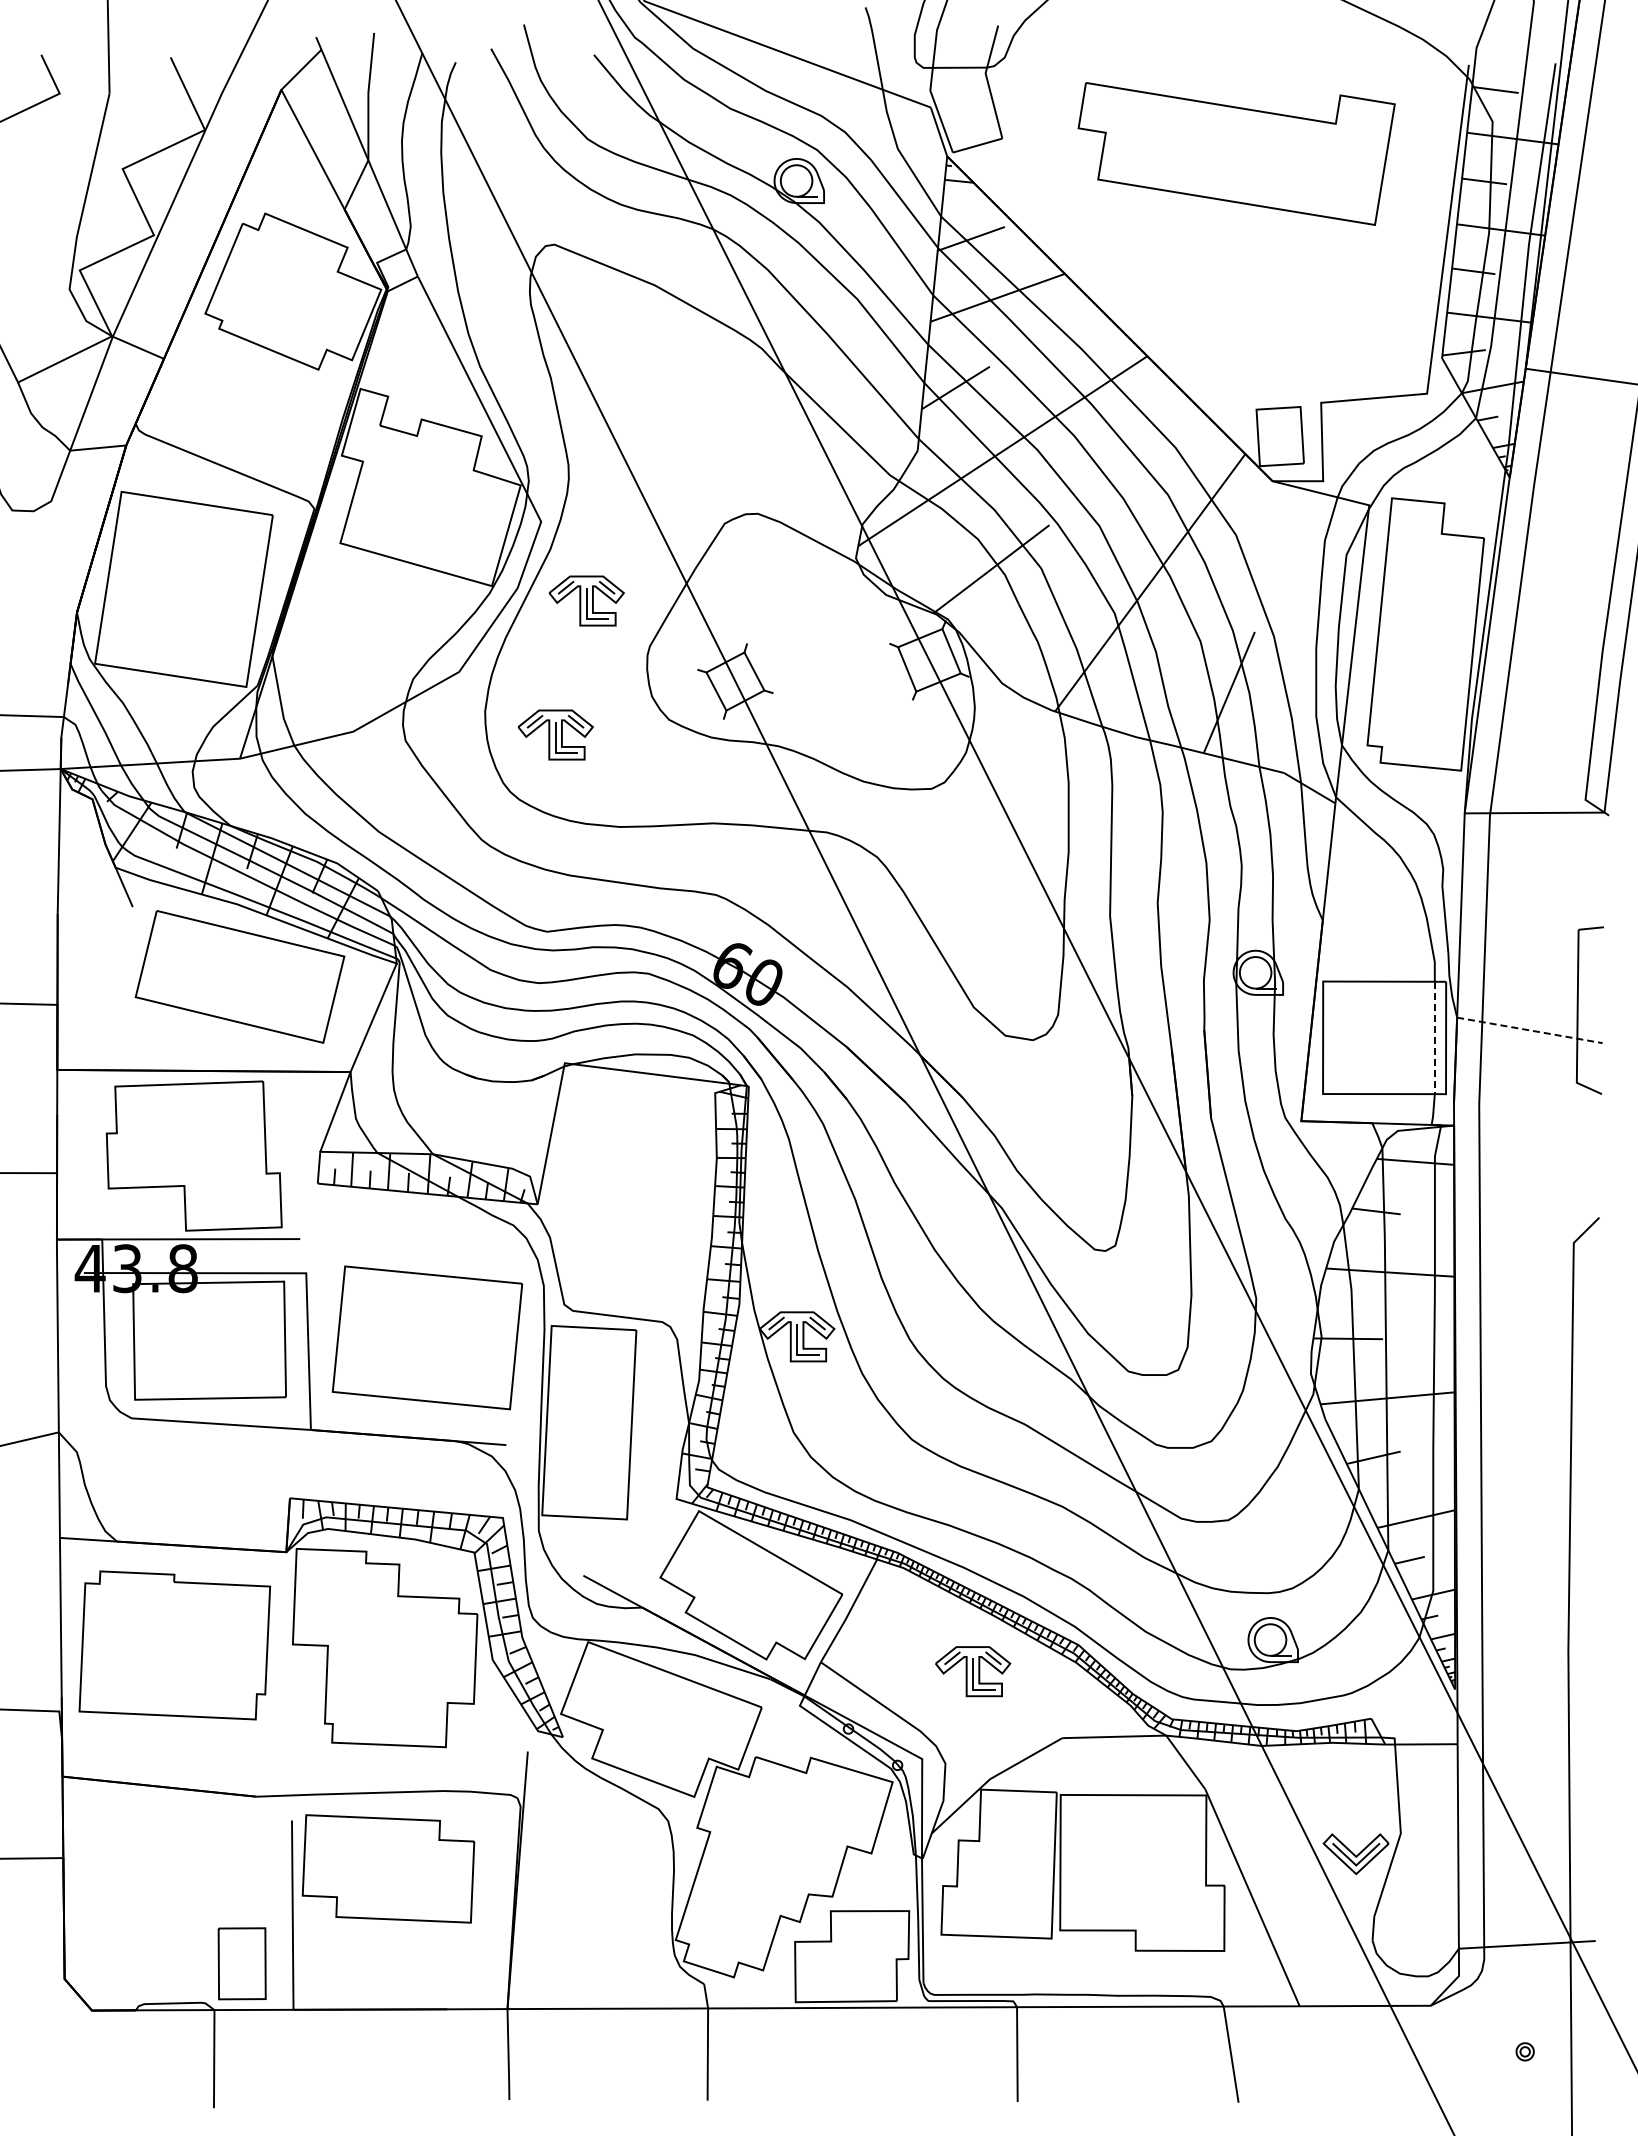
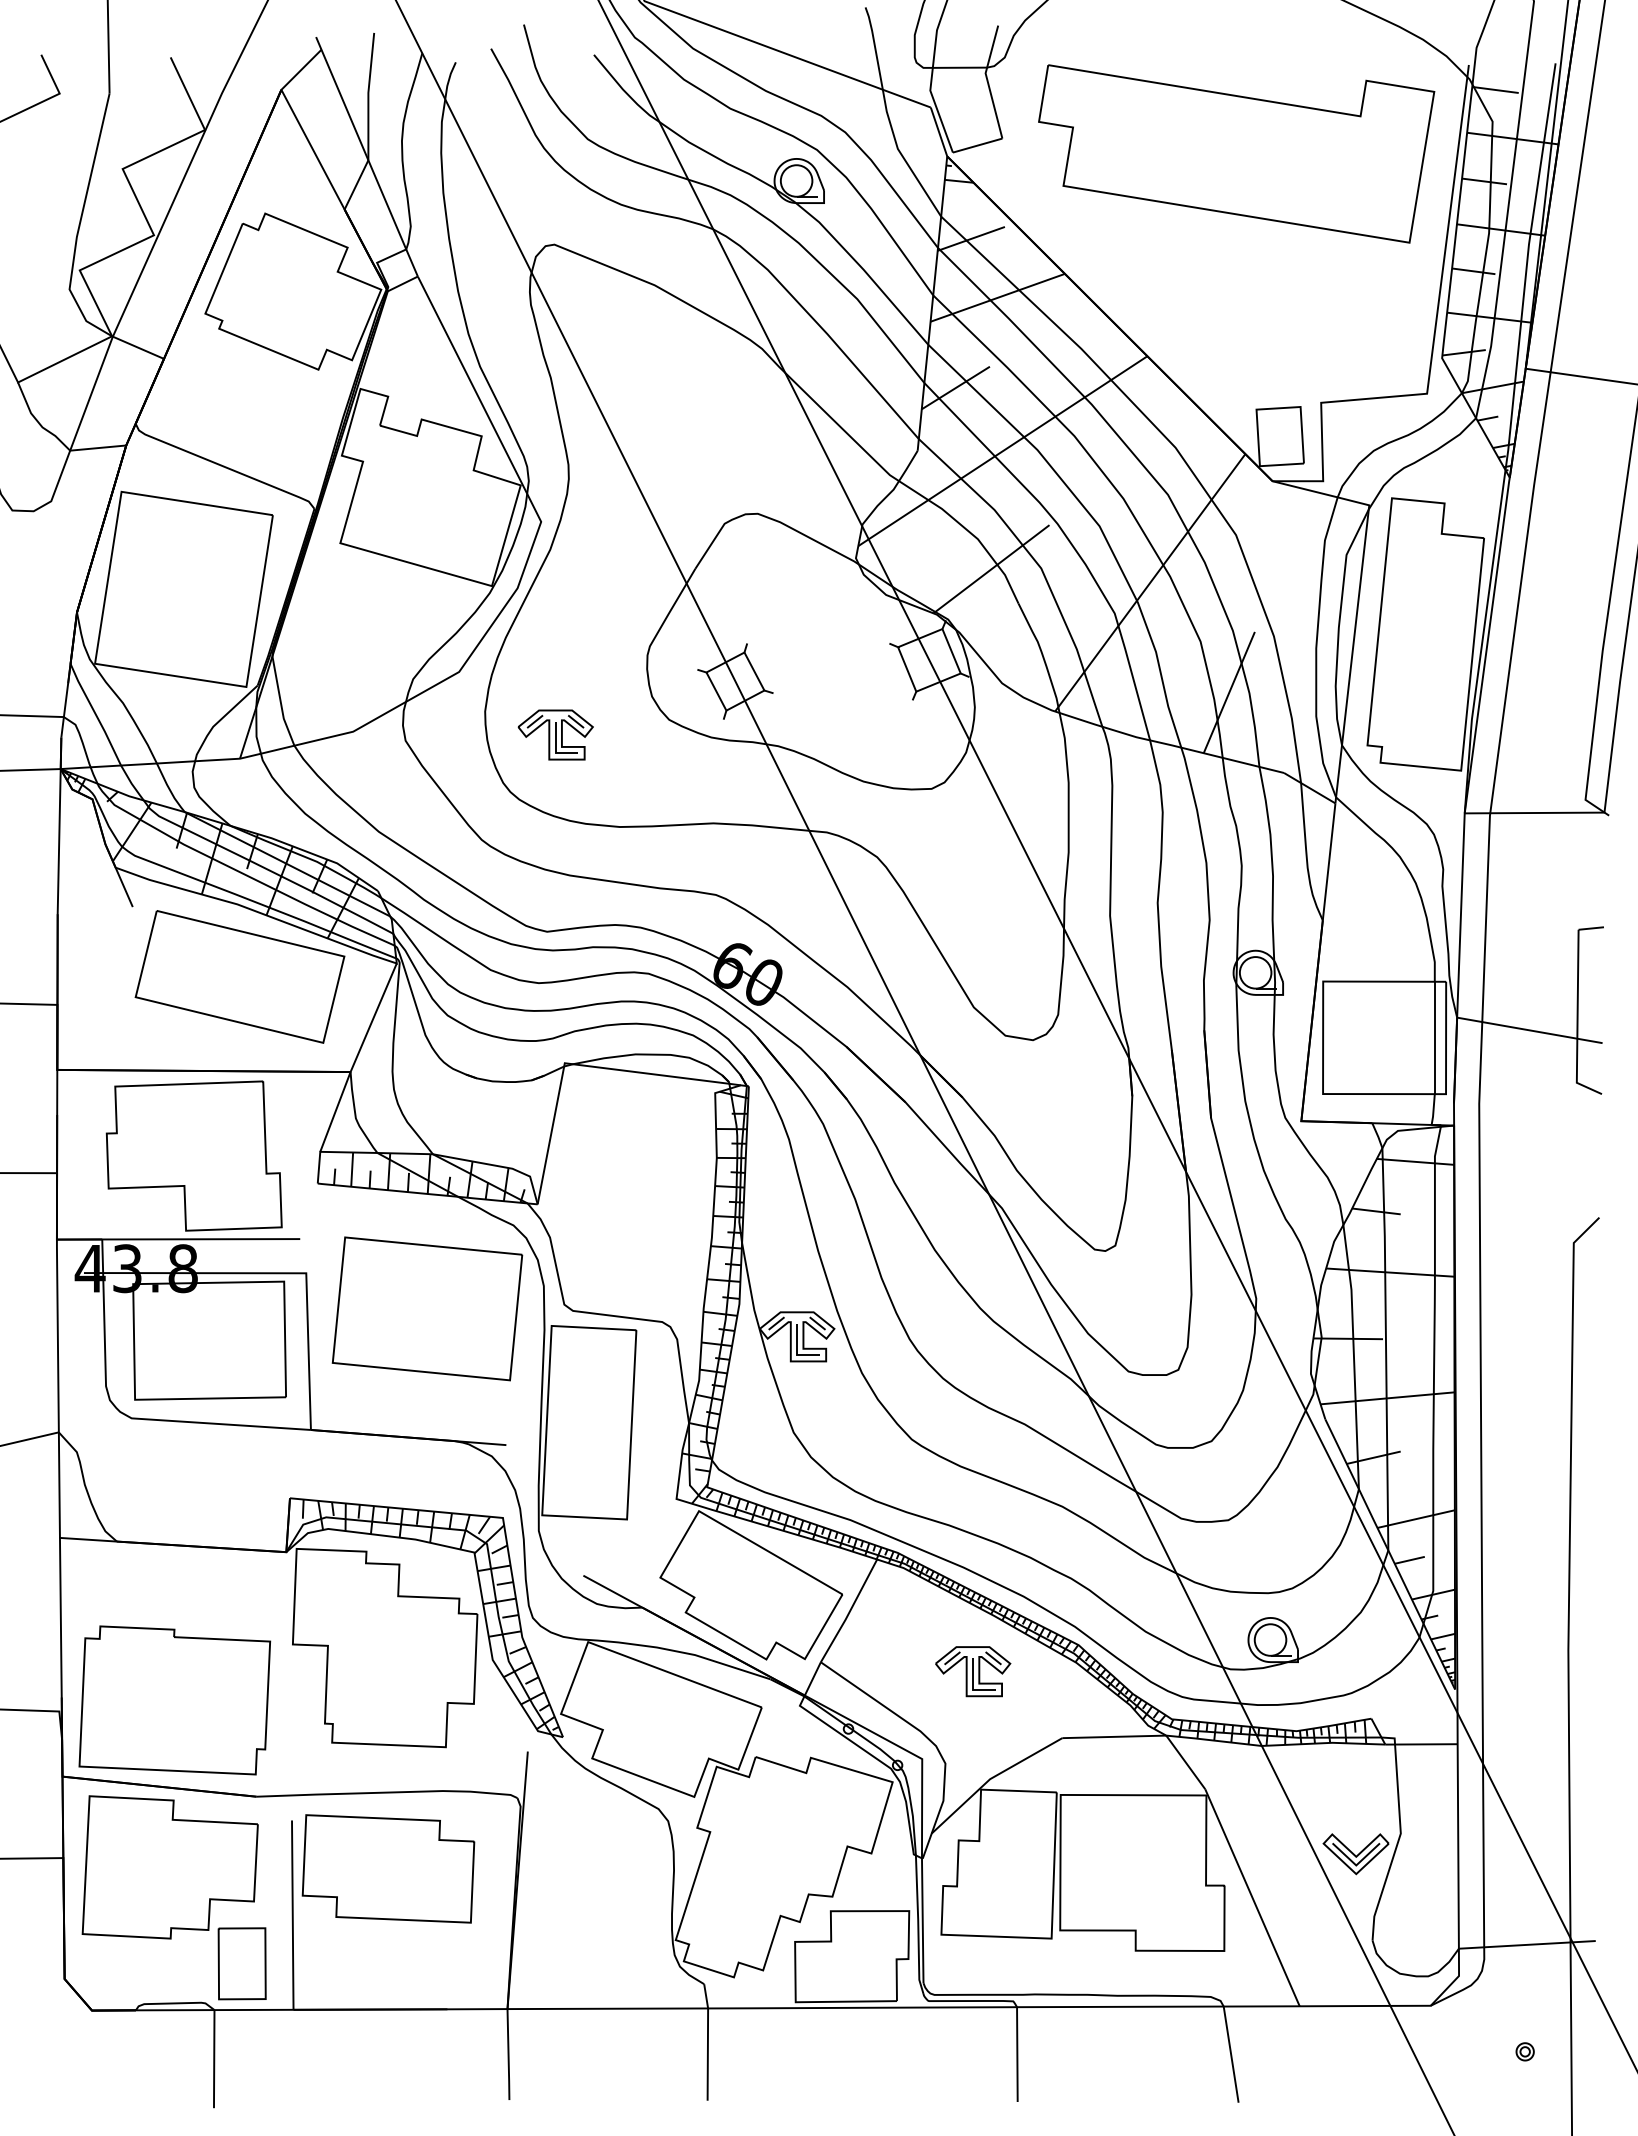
part size: 319x144 px -> 398x180 px (1236, 153)
part: present -> none (586, 600)
line: dashed -> solid (1529, 1030)
line: dashed -> solid (1434, 1038)
part position: (427, 1337) -> (427, 1308) (427, 1308)
part position: (174, 1645) -> (174, 1700) (174, 1700)
part: none -> present (169, 1867)
